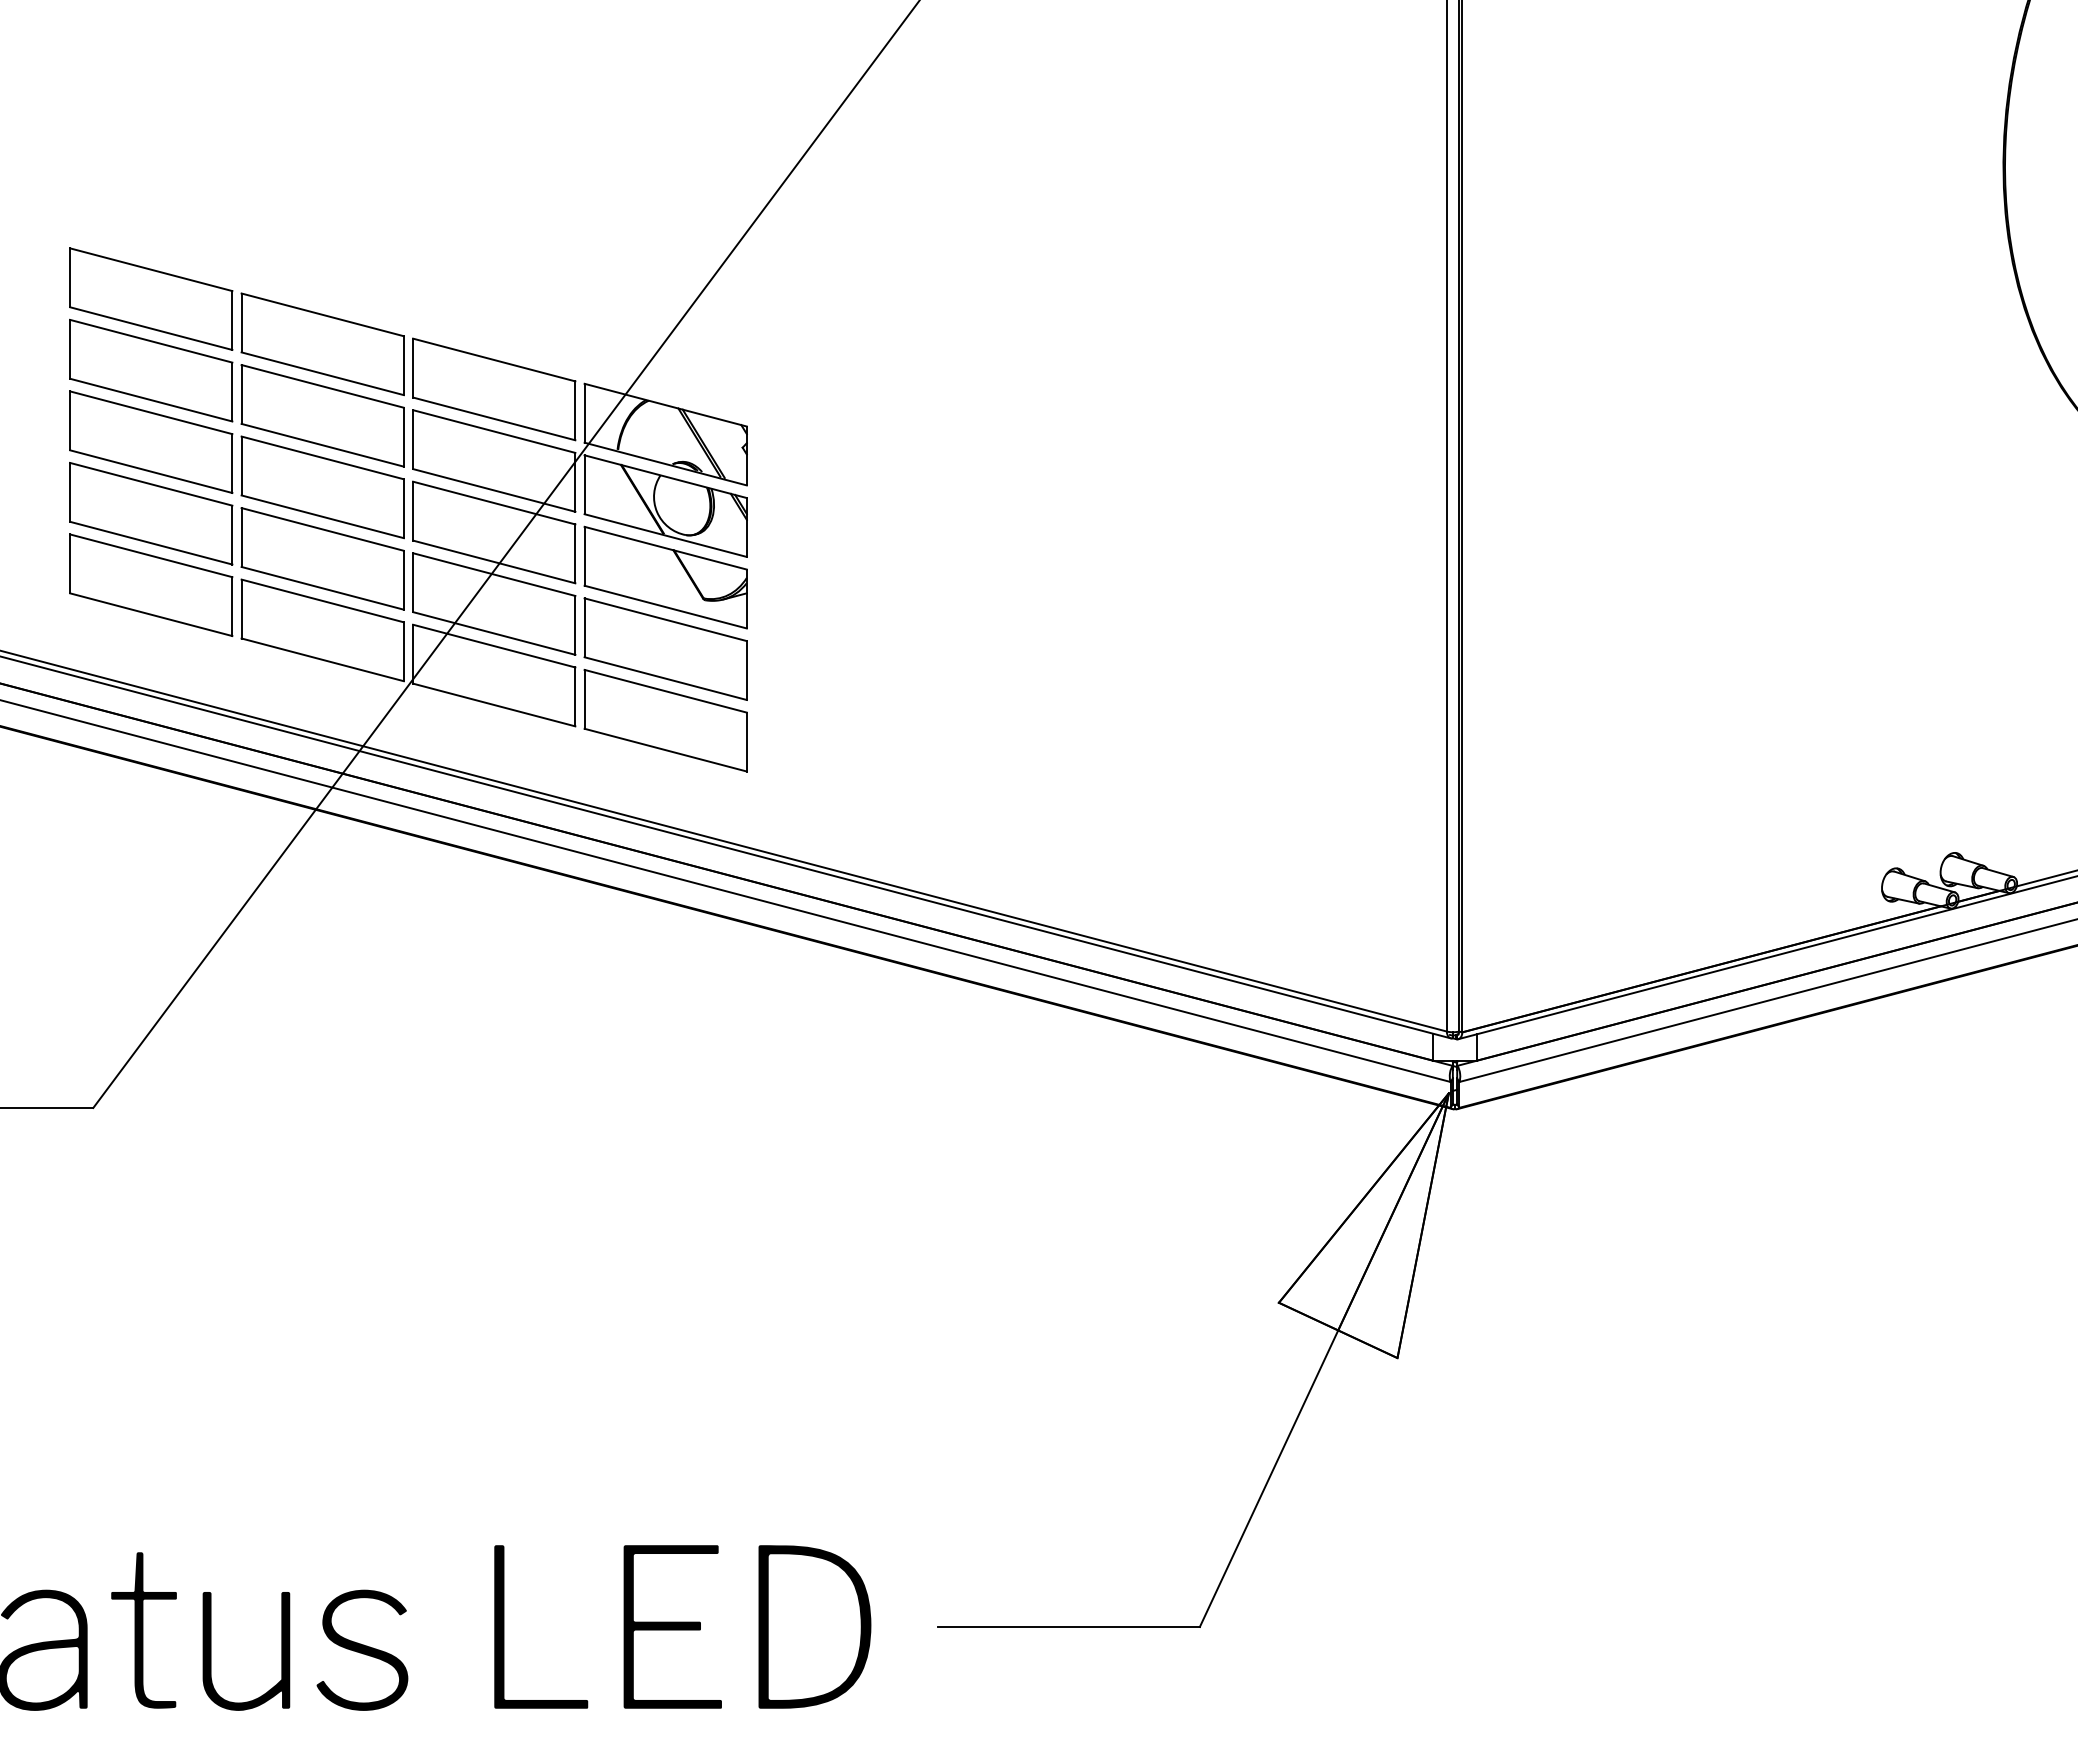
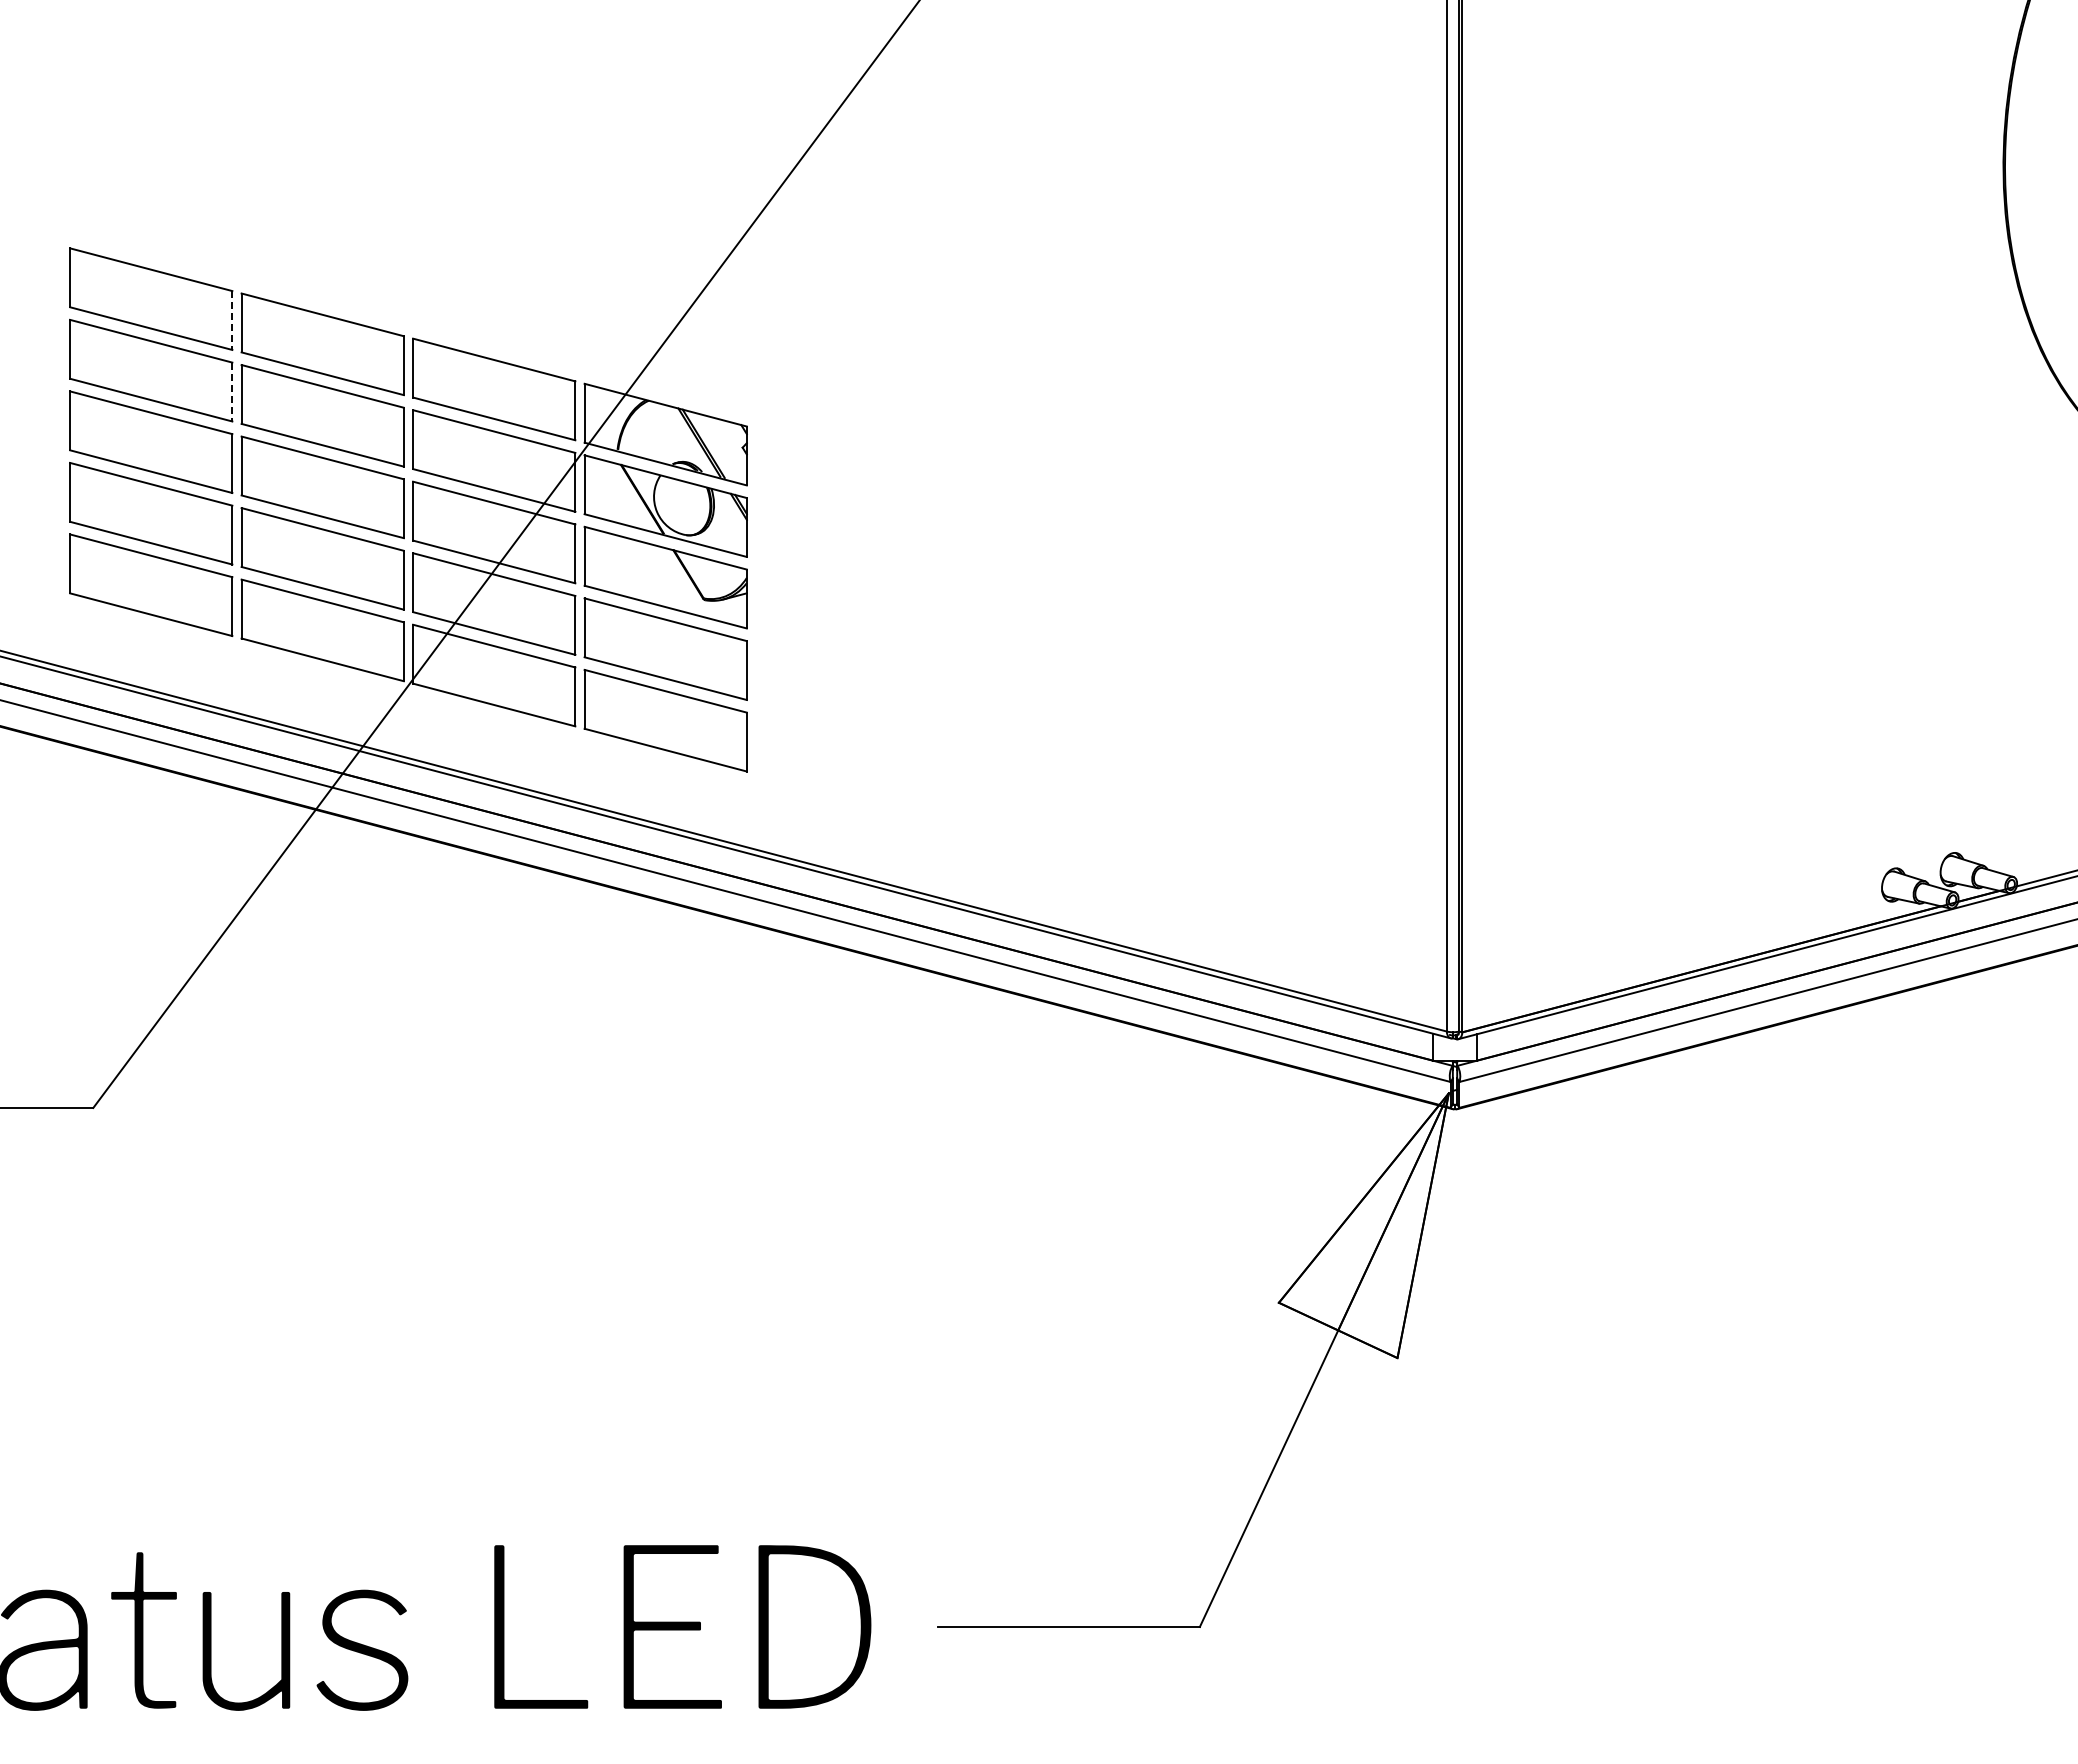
line: solid -> dashed (232, 321)
line: solid -> dashed (232, 392)
